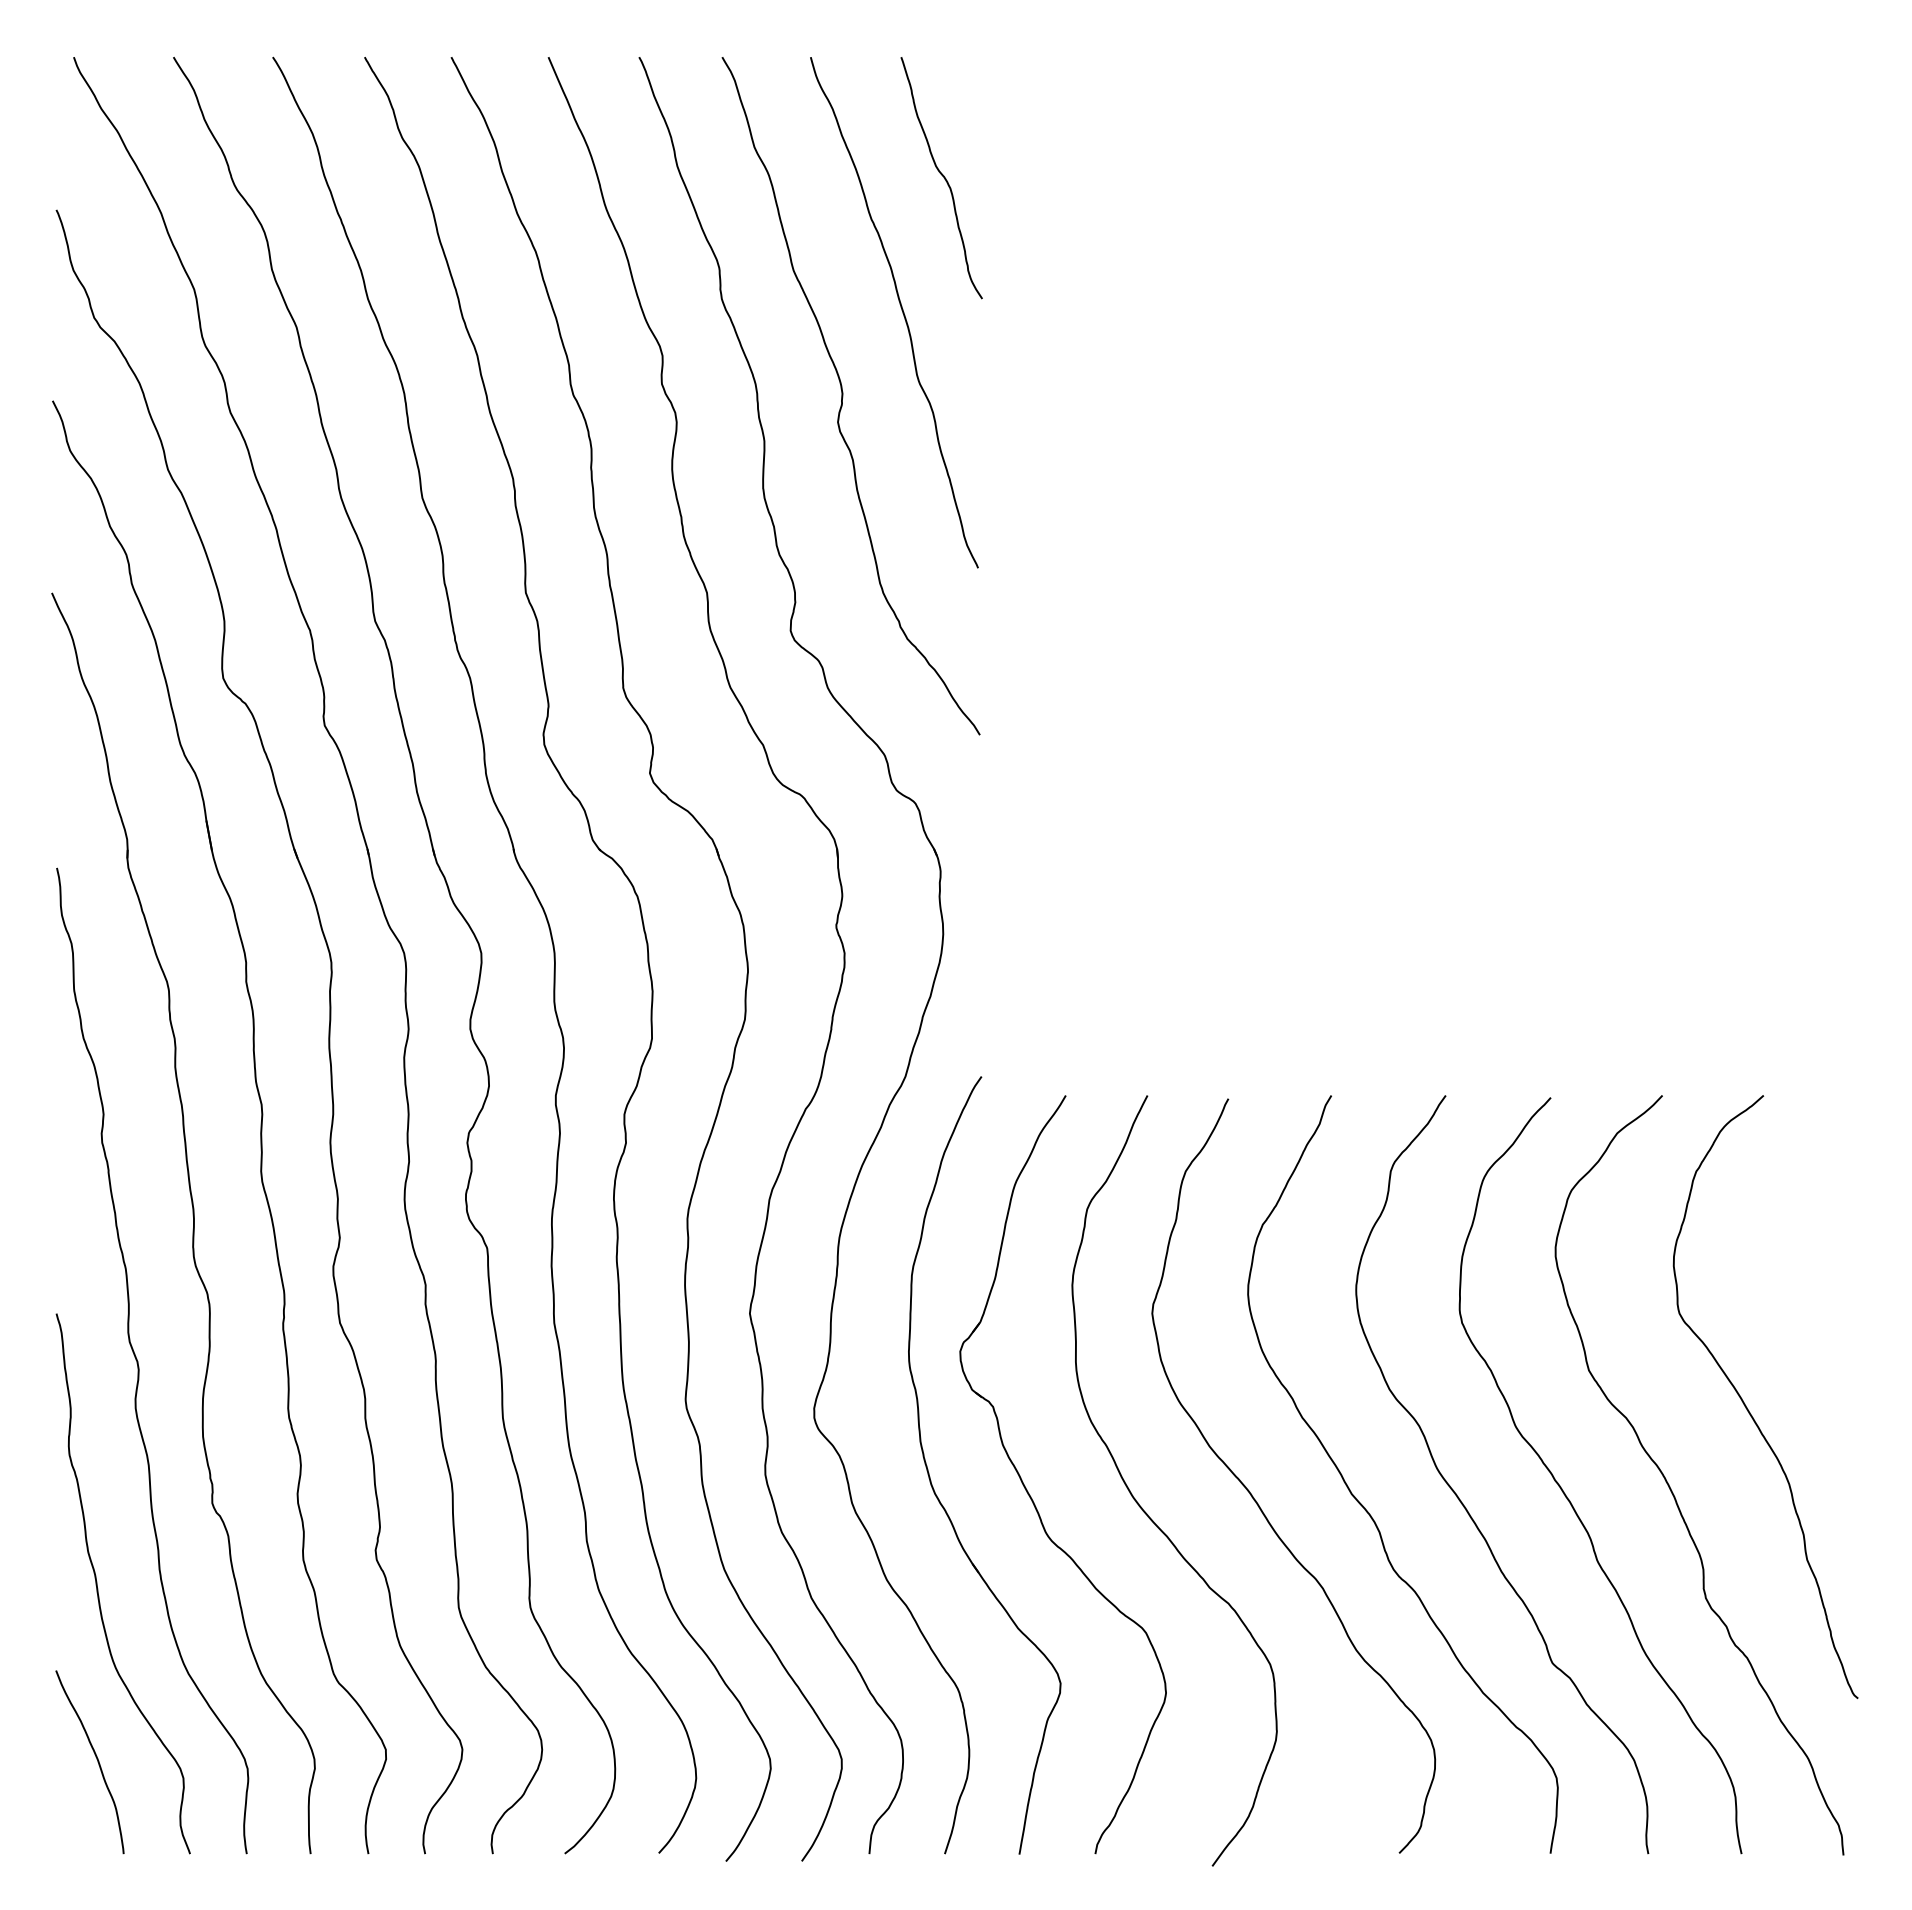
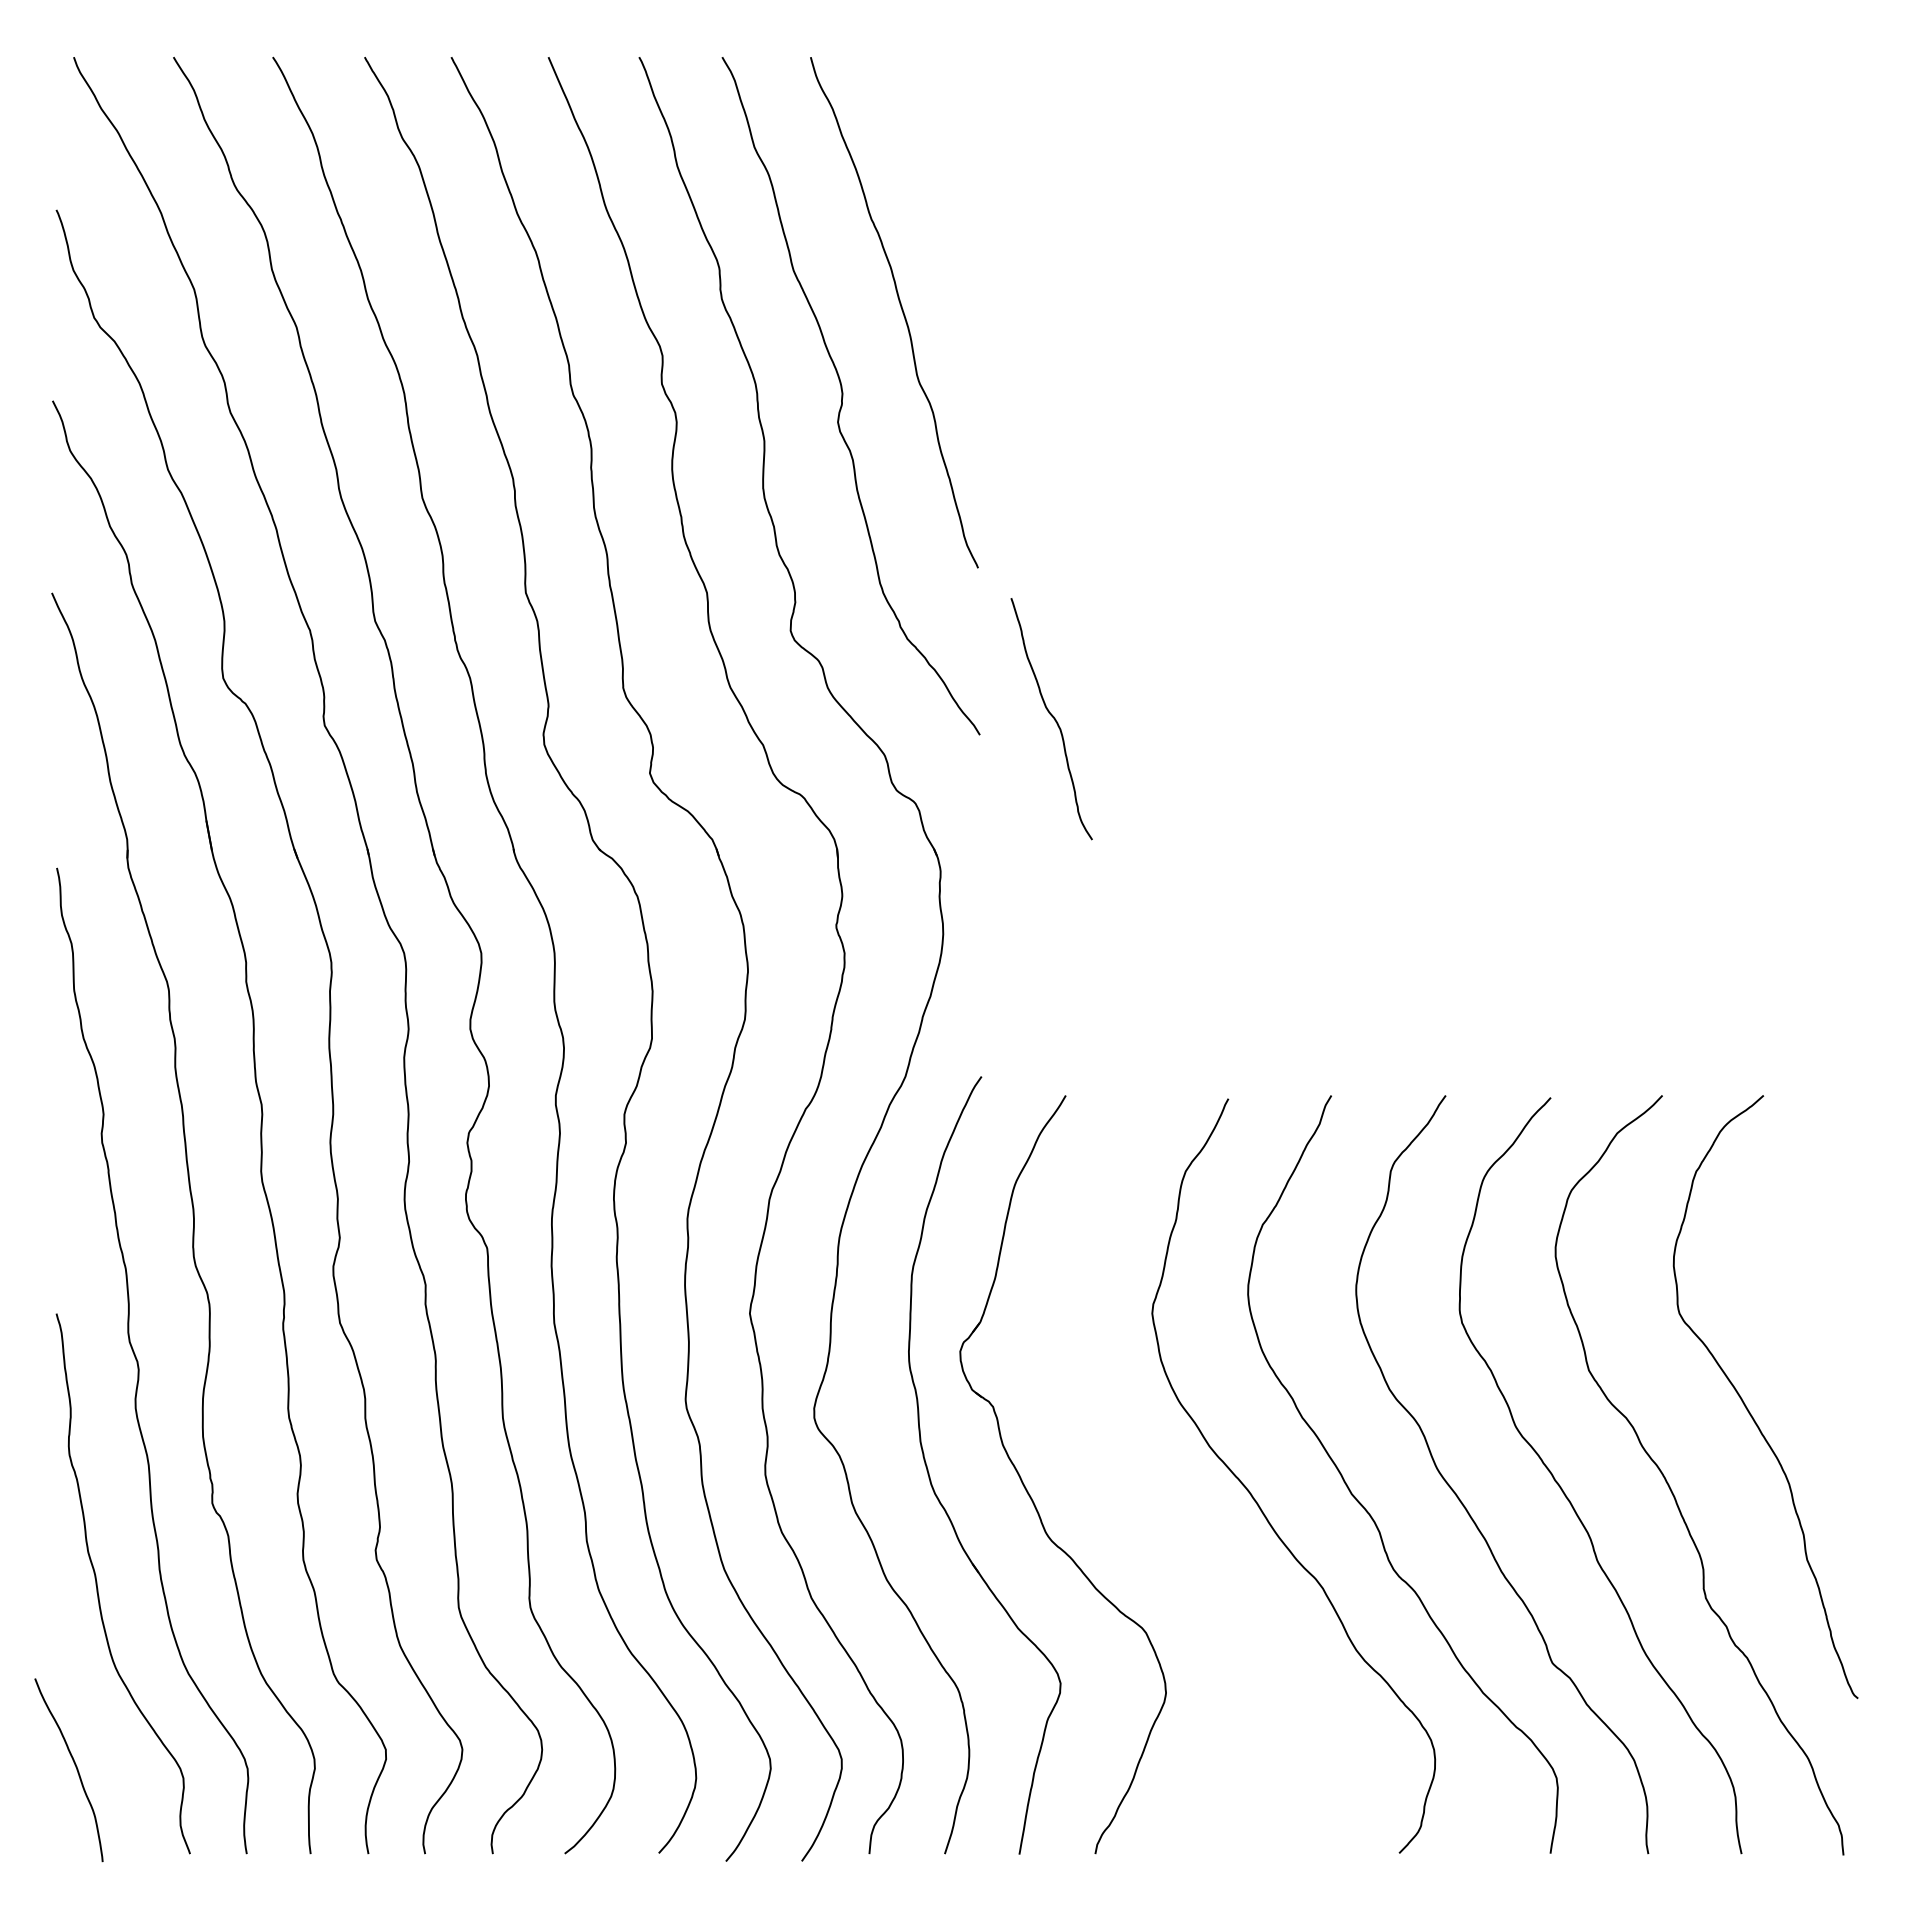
curve position: (942, 176) -> (1052, 717) (1052, 717)
curve: present -> none (1142, 1507)
curve position: (96, 1759) -> (75, 1767) (75, 1767)
